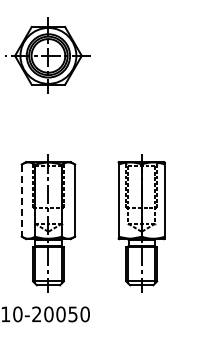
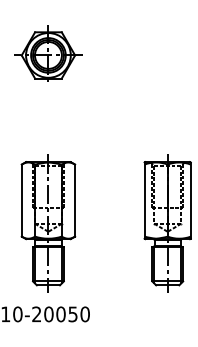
part size: 86x77 px -> 69x57 px (48, 53)
line: dashed -> solid (21, 201)
part position: (141, 223) -> (167, 223) (167, 223)
